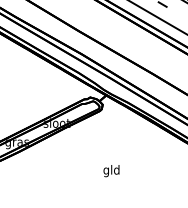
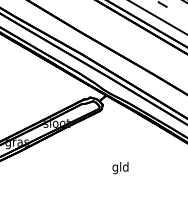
text position: (111, 171) -> (120, 168) (120, 168)
